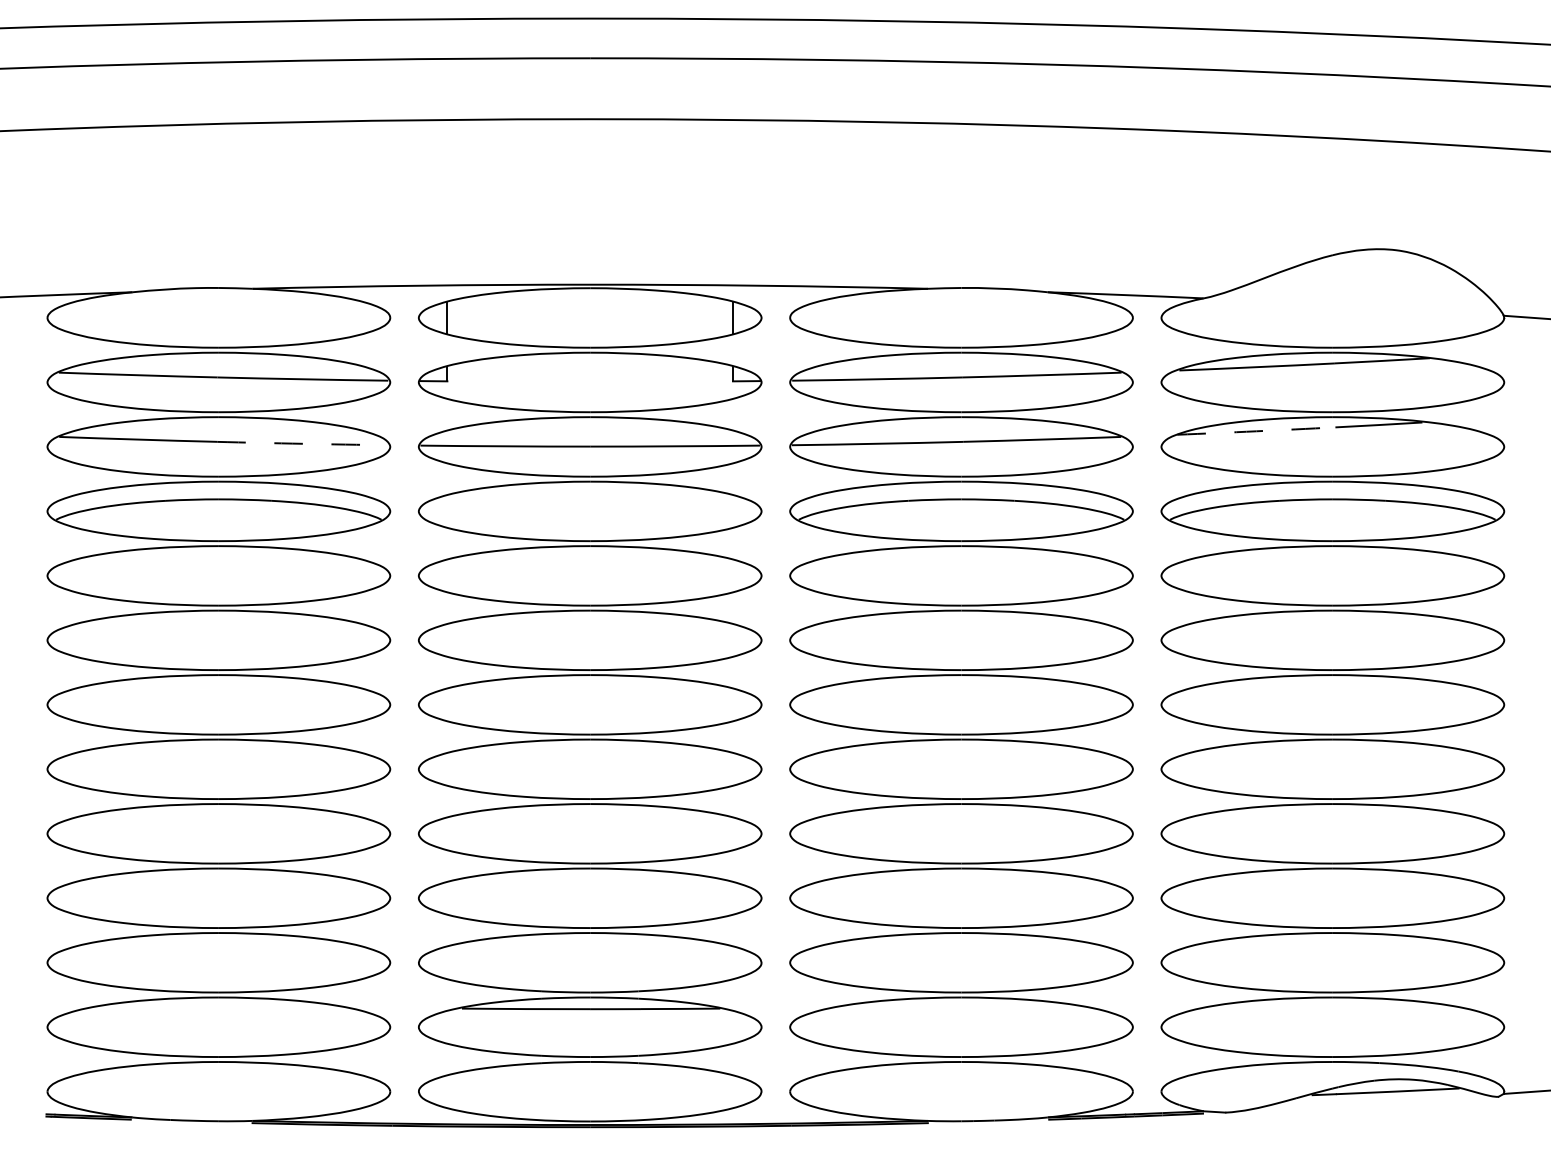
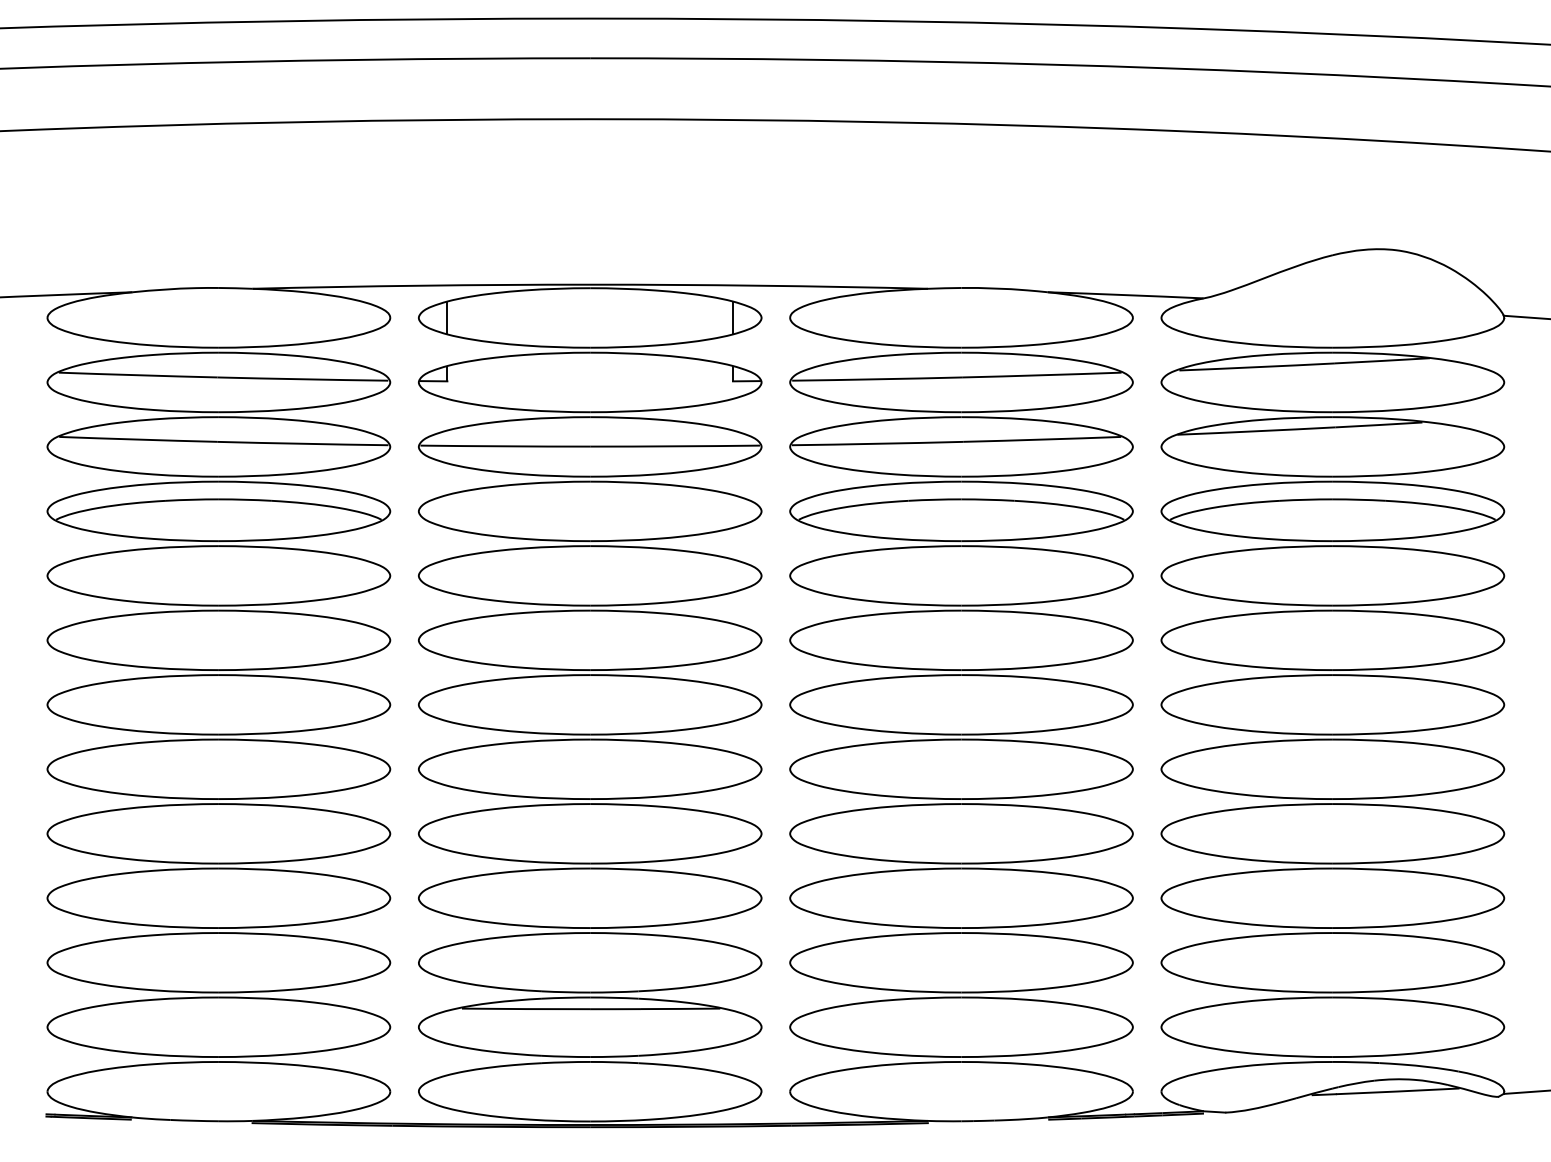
arc: dashed -> solid (1256, 431)
arc: dashed -> solid (302, 443)
